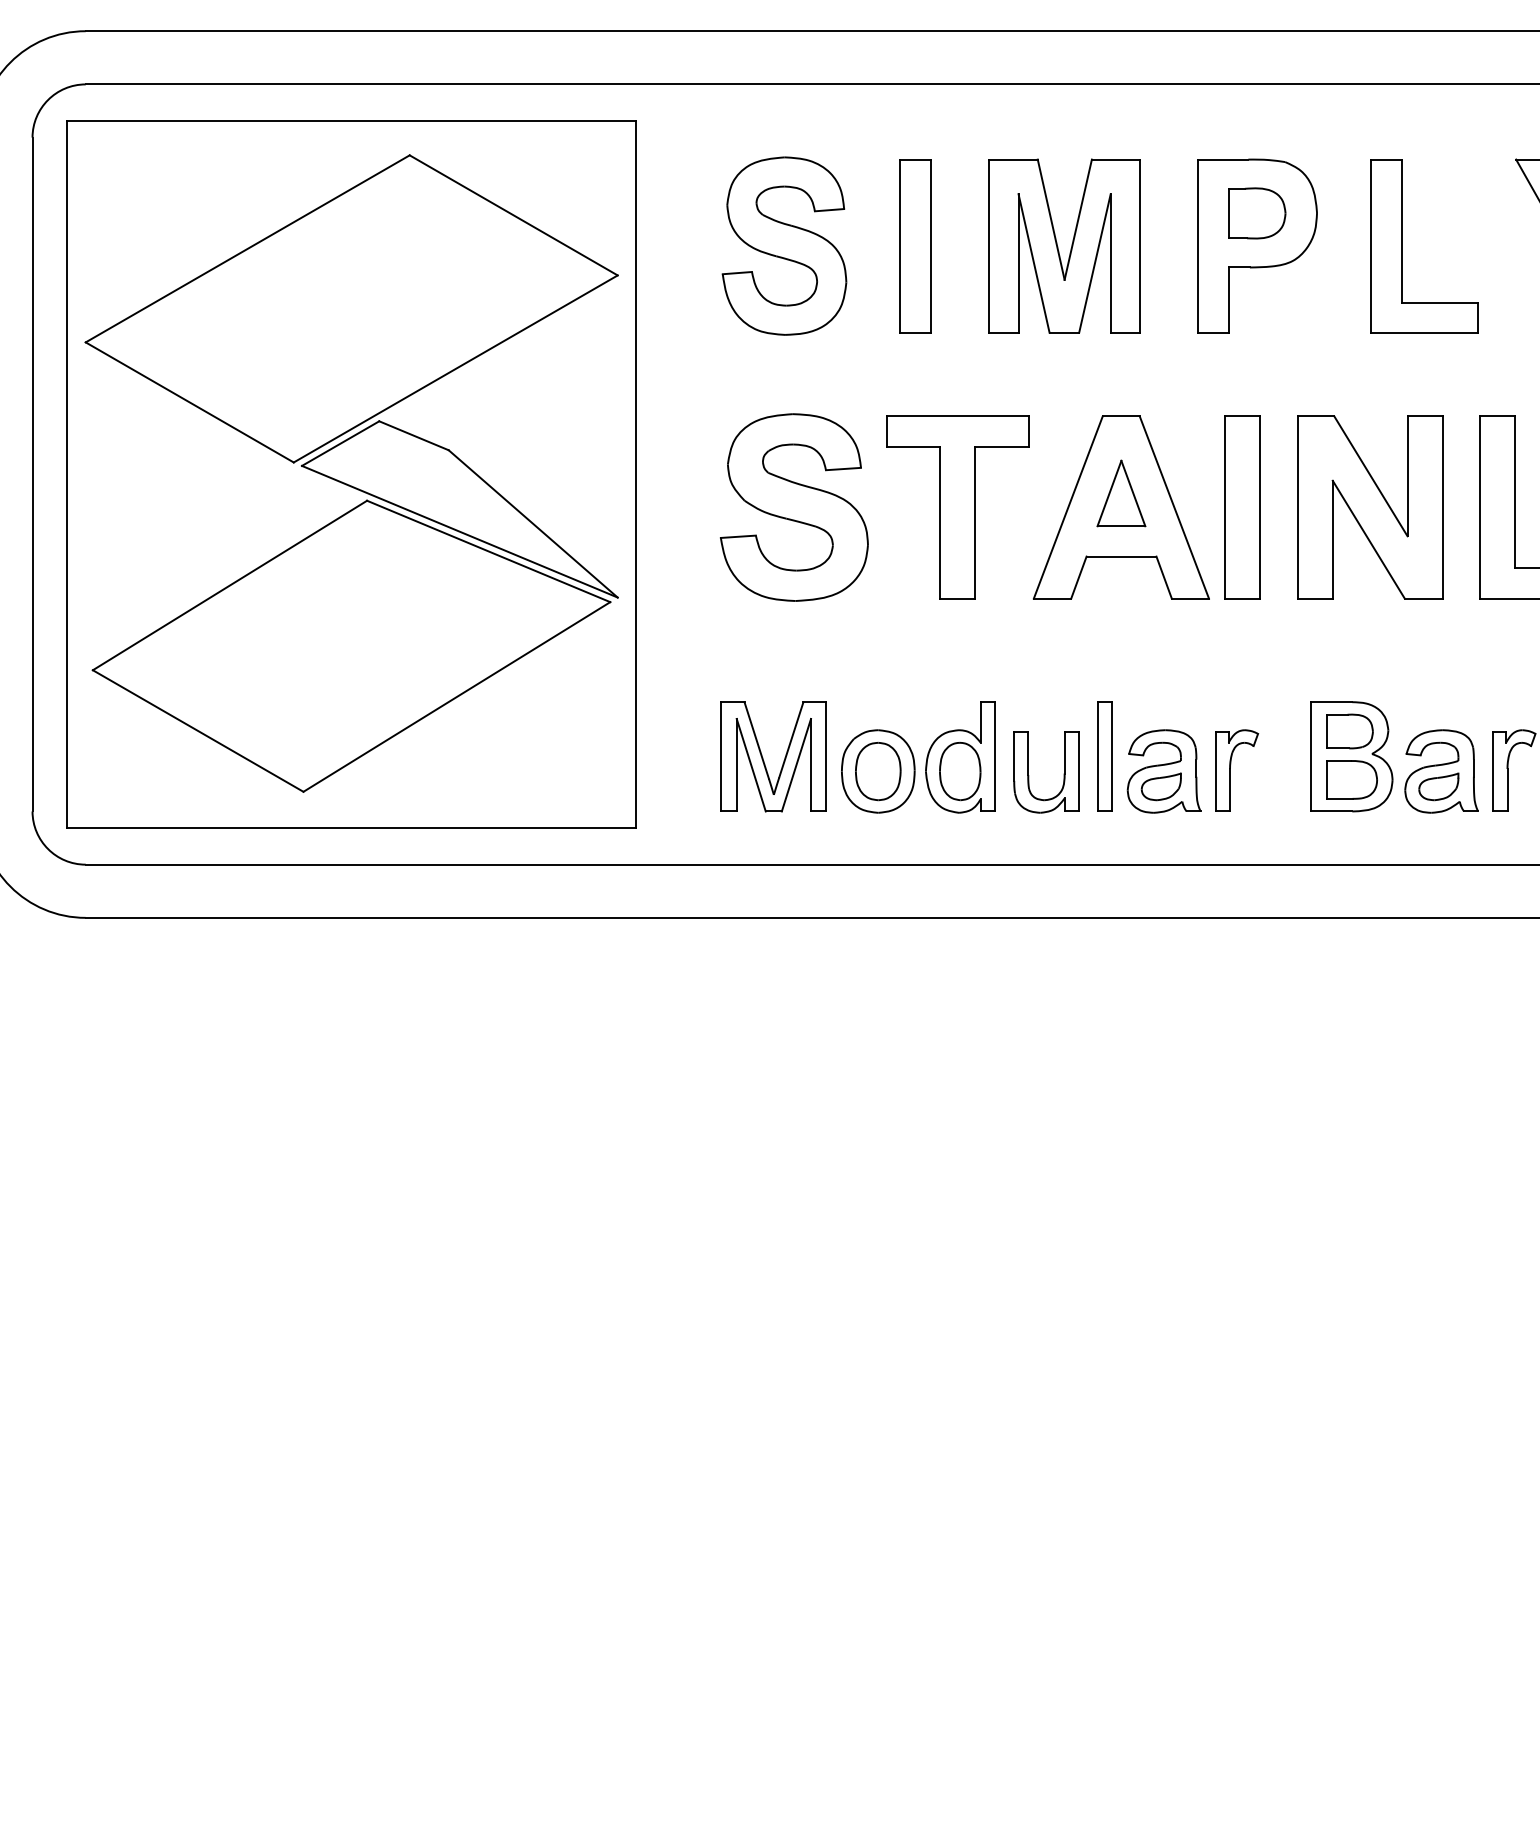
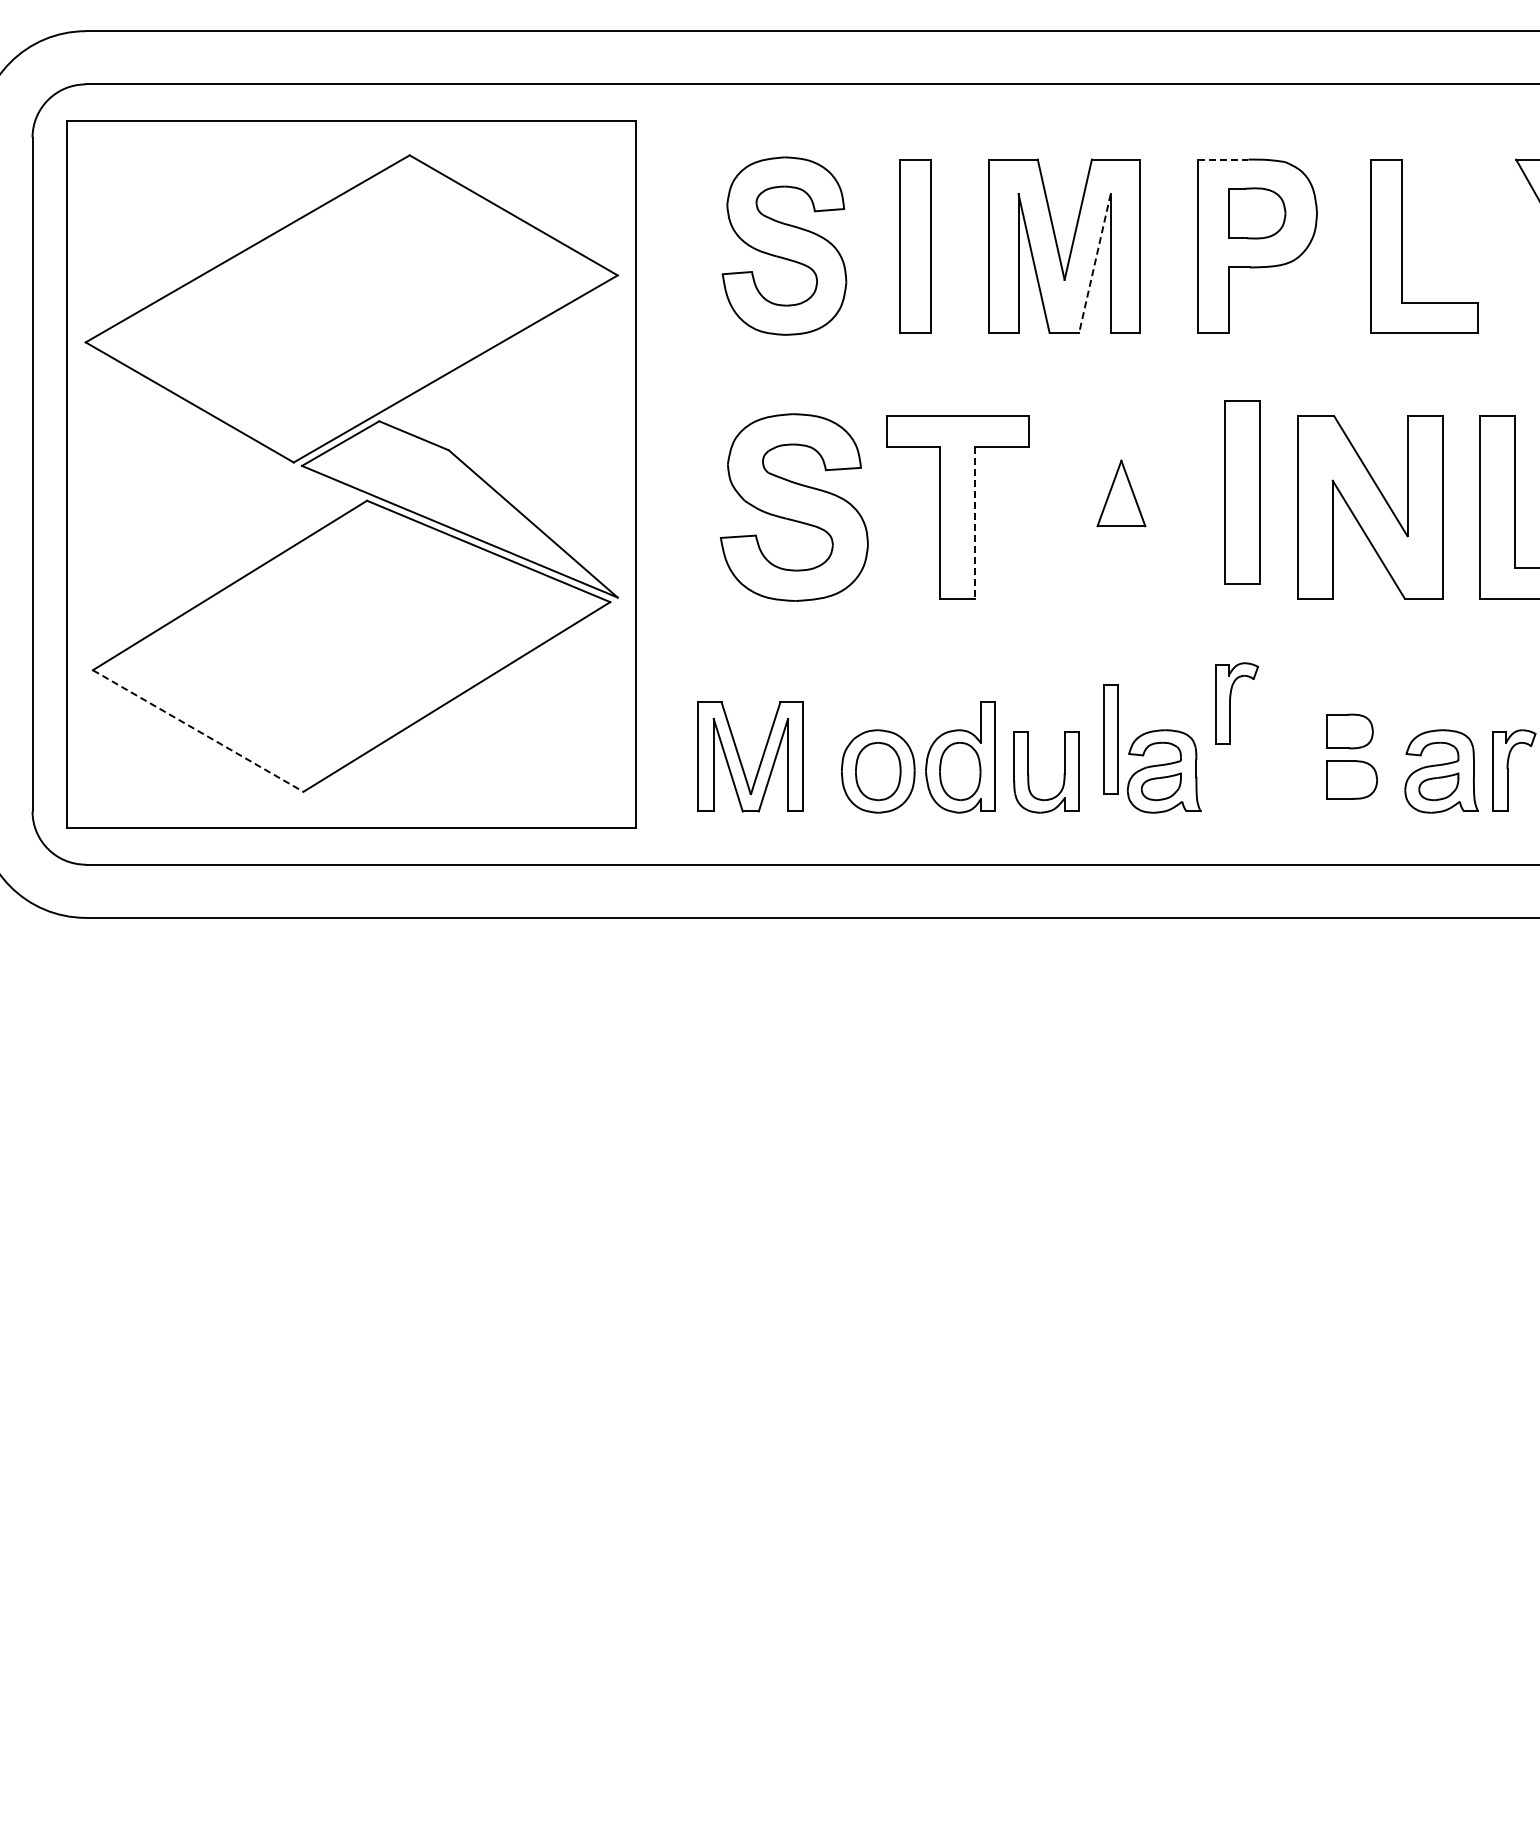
line: solid -> dashed (1223, 159)
line: solid -> dashed (1094, 263)
part: present -> none (1121, 507)
part position: (1242, 507) -> (1242, 492) (1242, 492)
line: solid -> dashed (975, 522)
line: solid -> dashed (198, 731)
part position: (1104, 756) -> (1110, 739) (1110, 739)
part: present -> none (1351, 756)
part position: (764, 760) -> (741, 760) (741, 760)
part position: (1230, 770) -> (1230, 703) (1230, 703)
